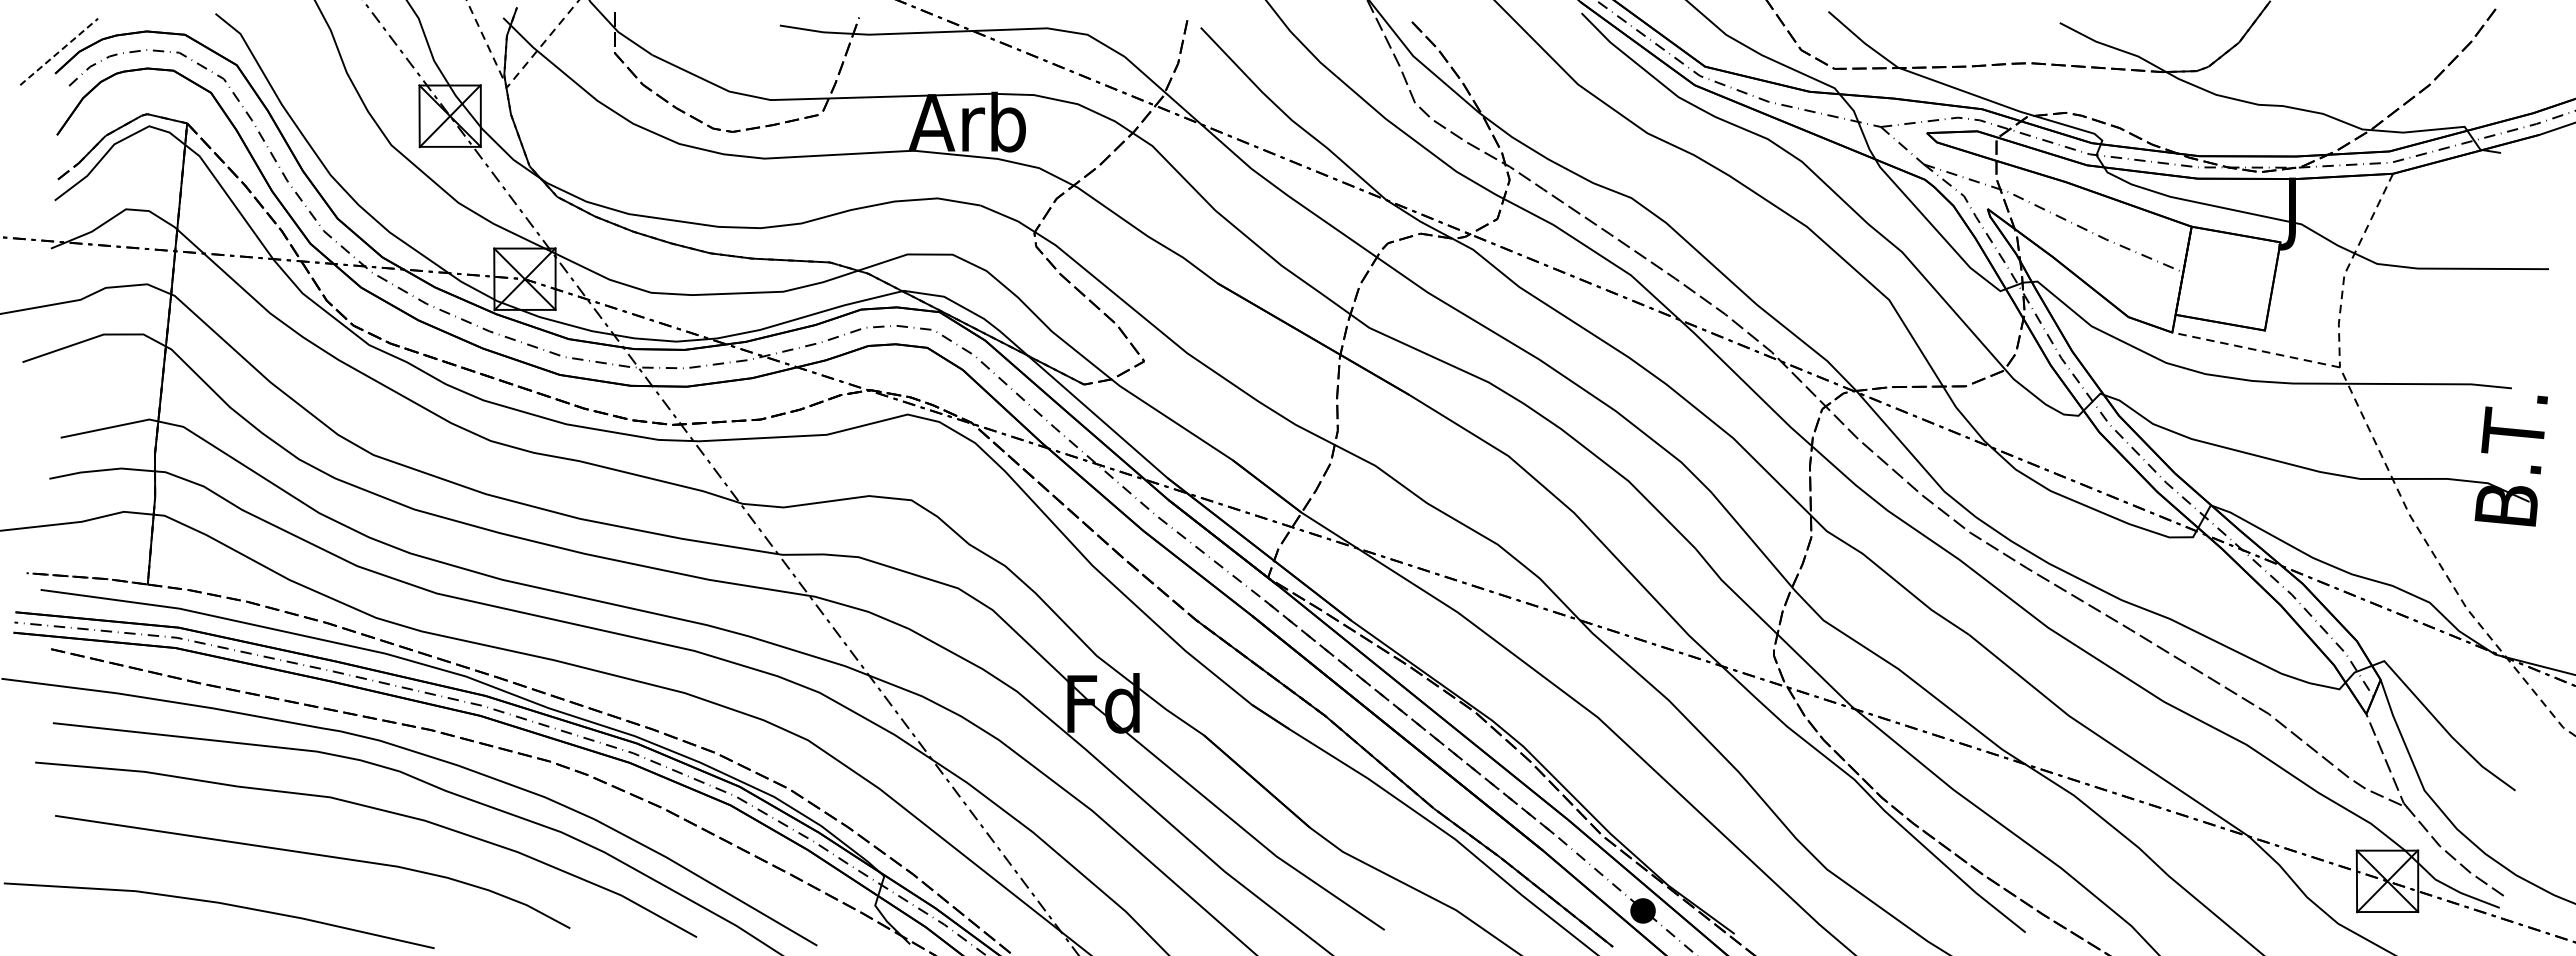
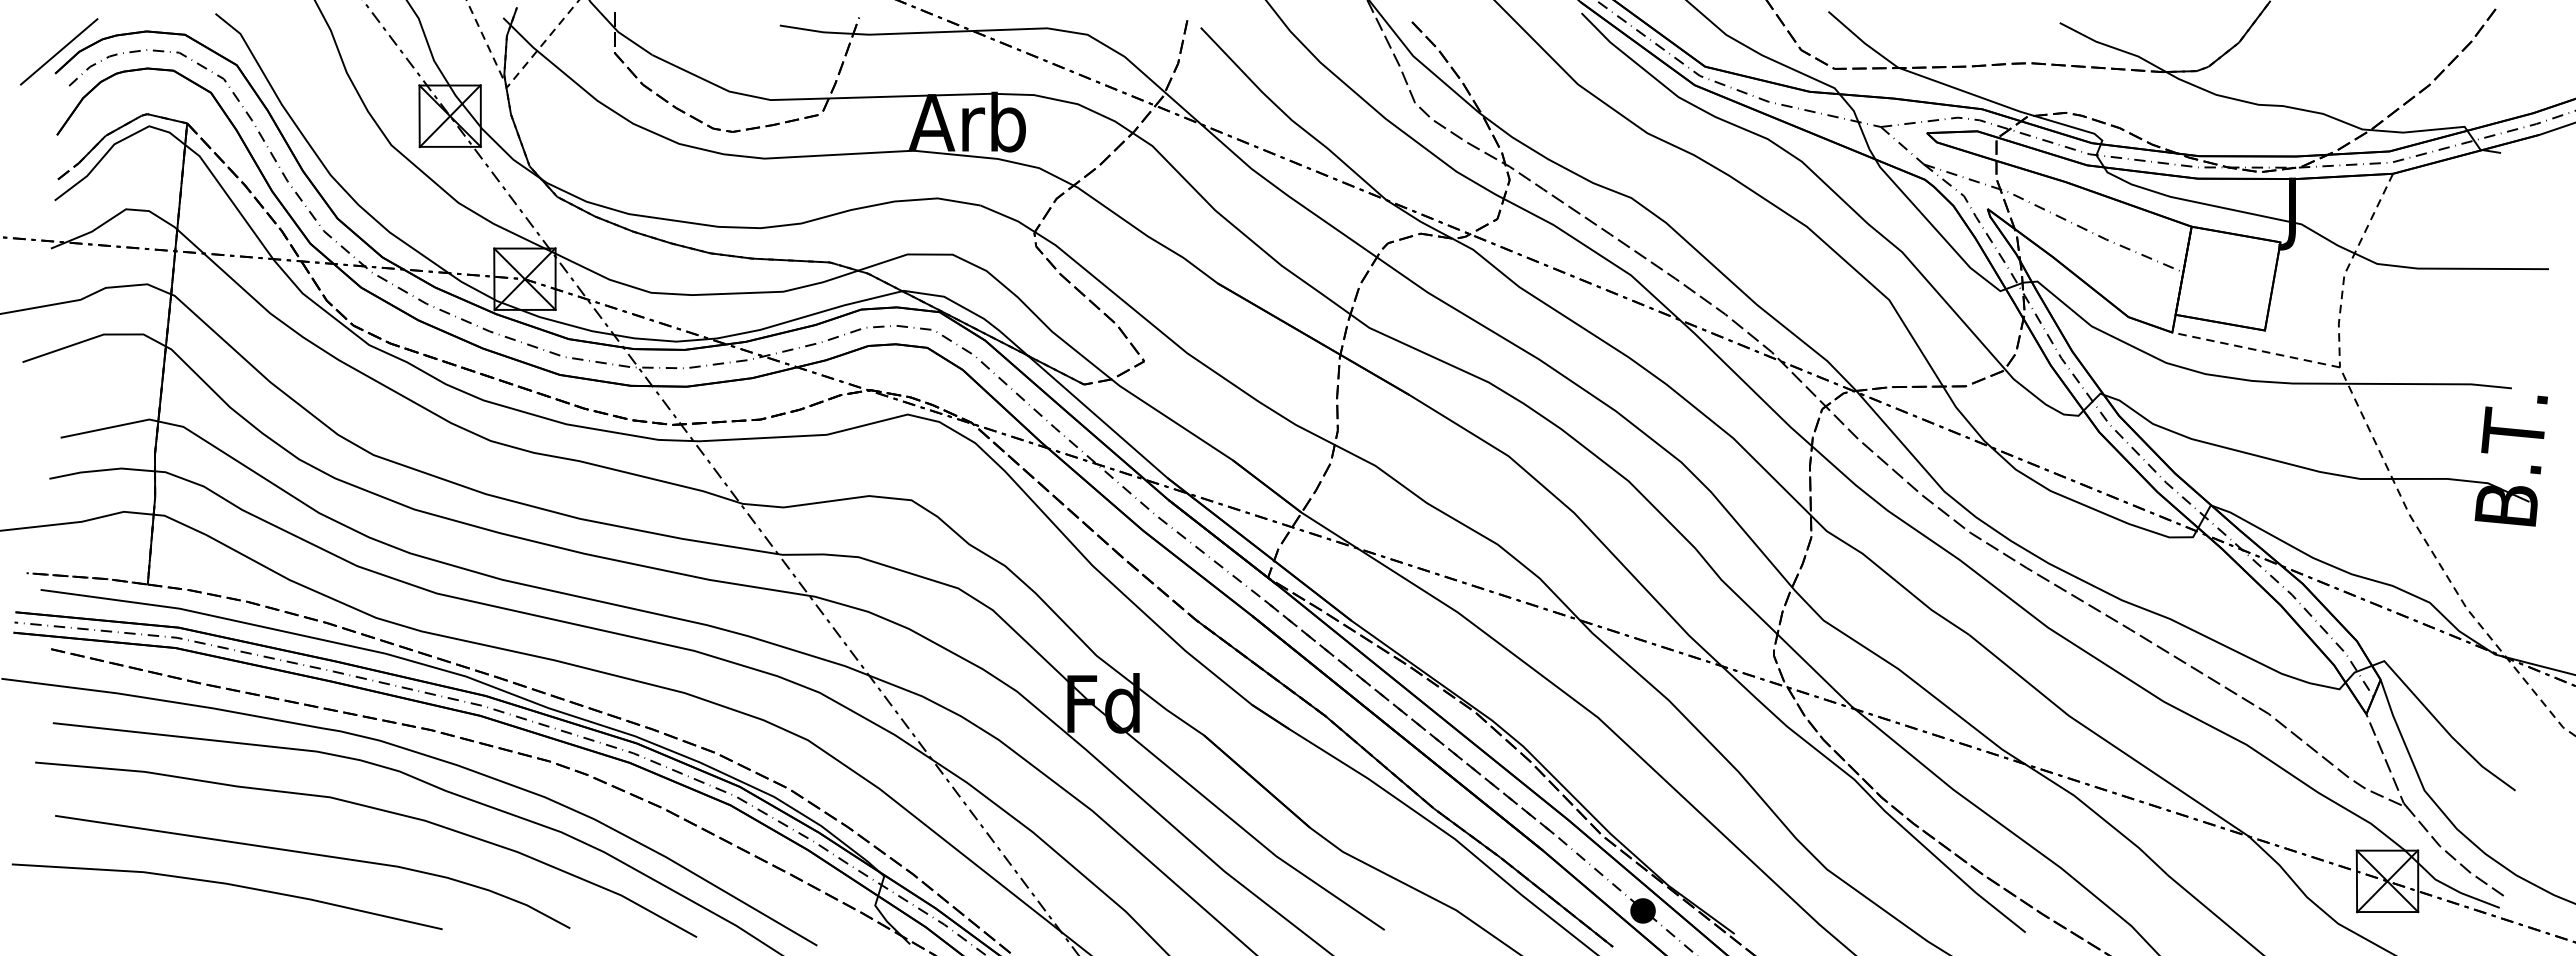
line: dashed -> solid (59, 51)
line position: (221, 904) -> (229, 885) (229, 885)
